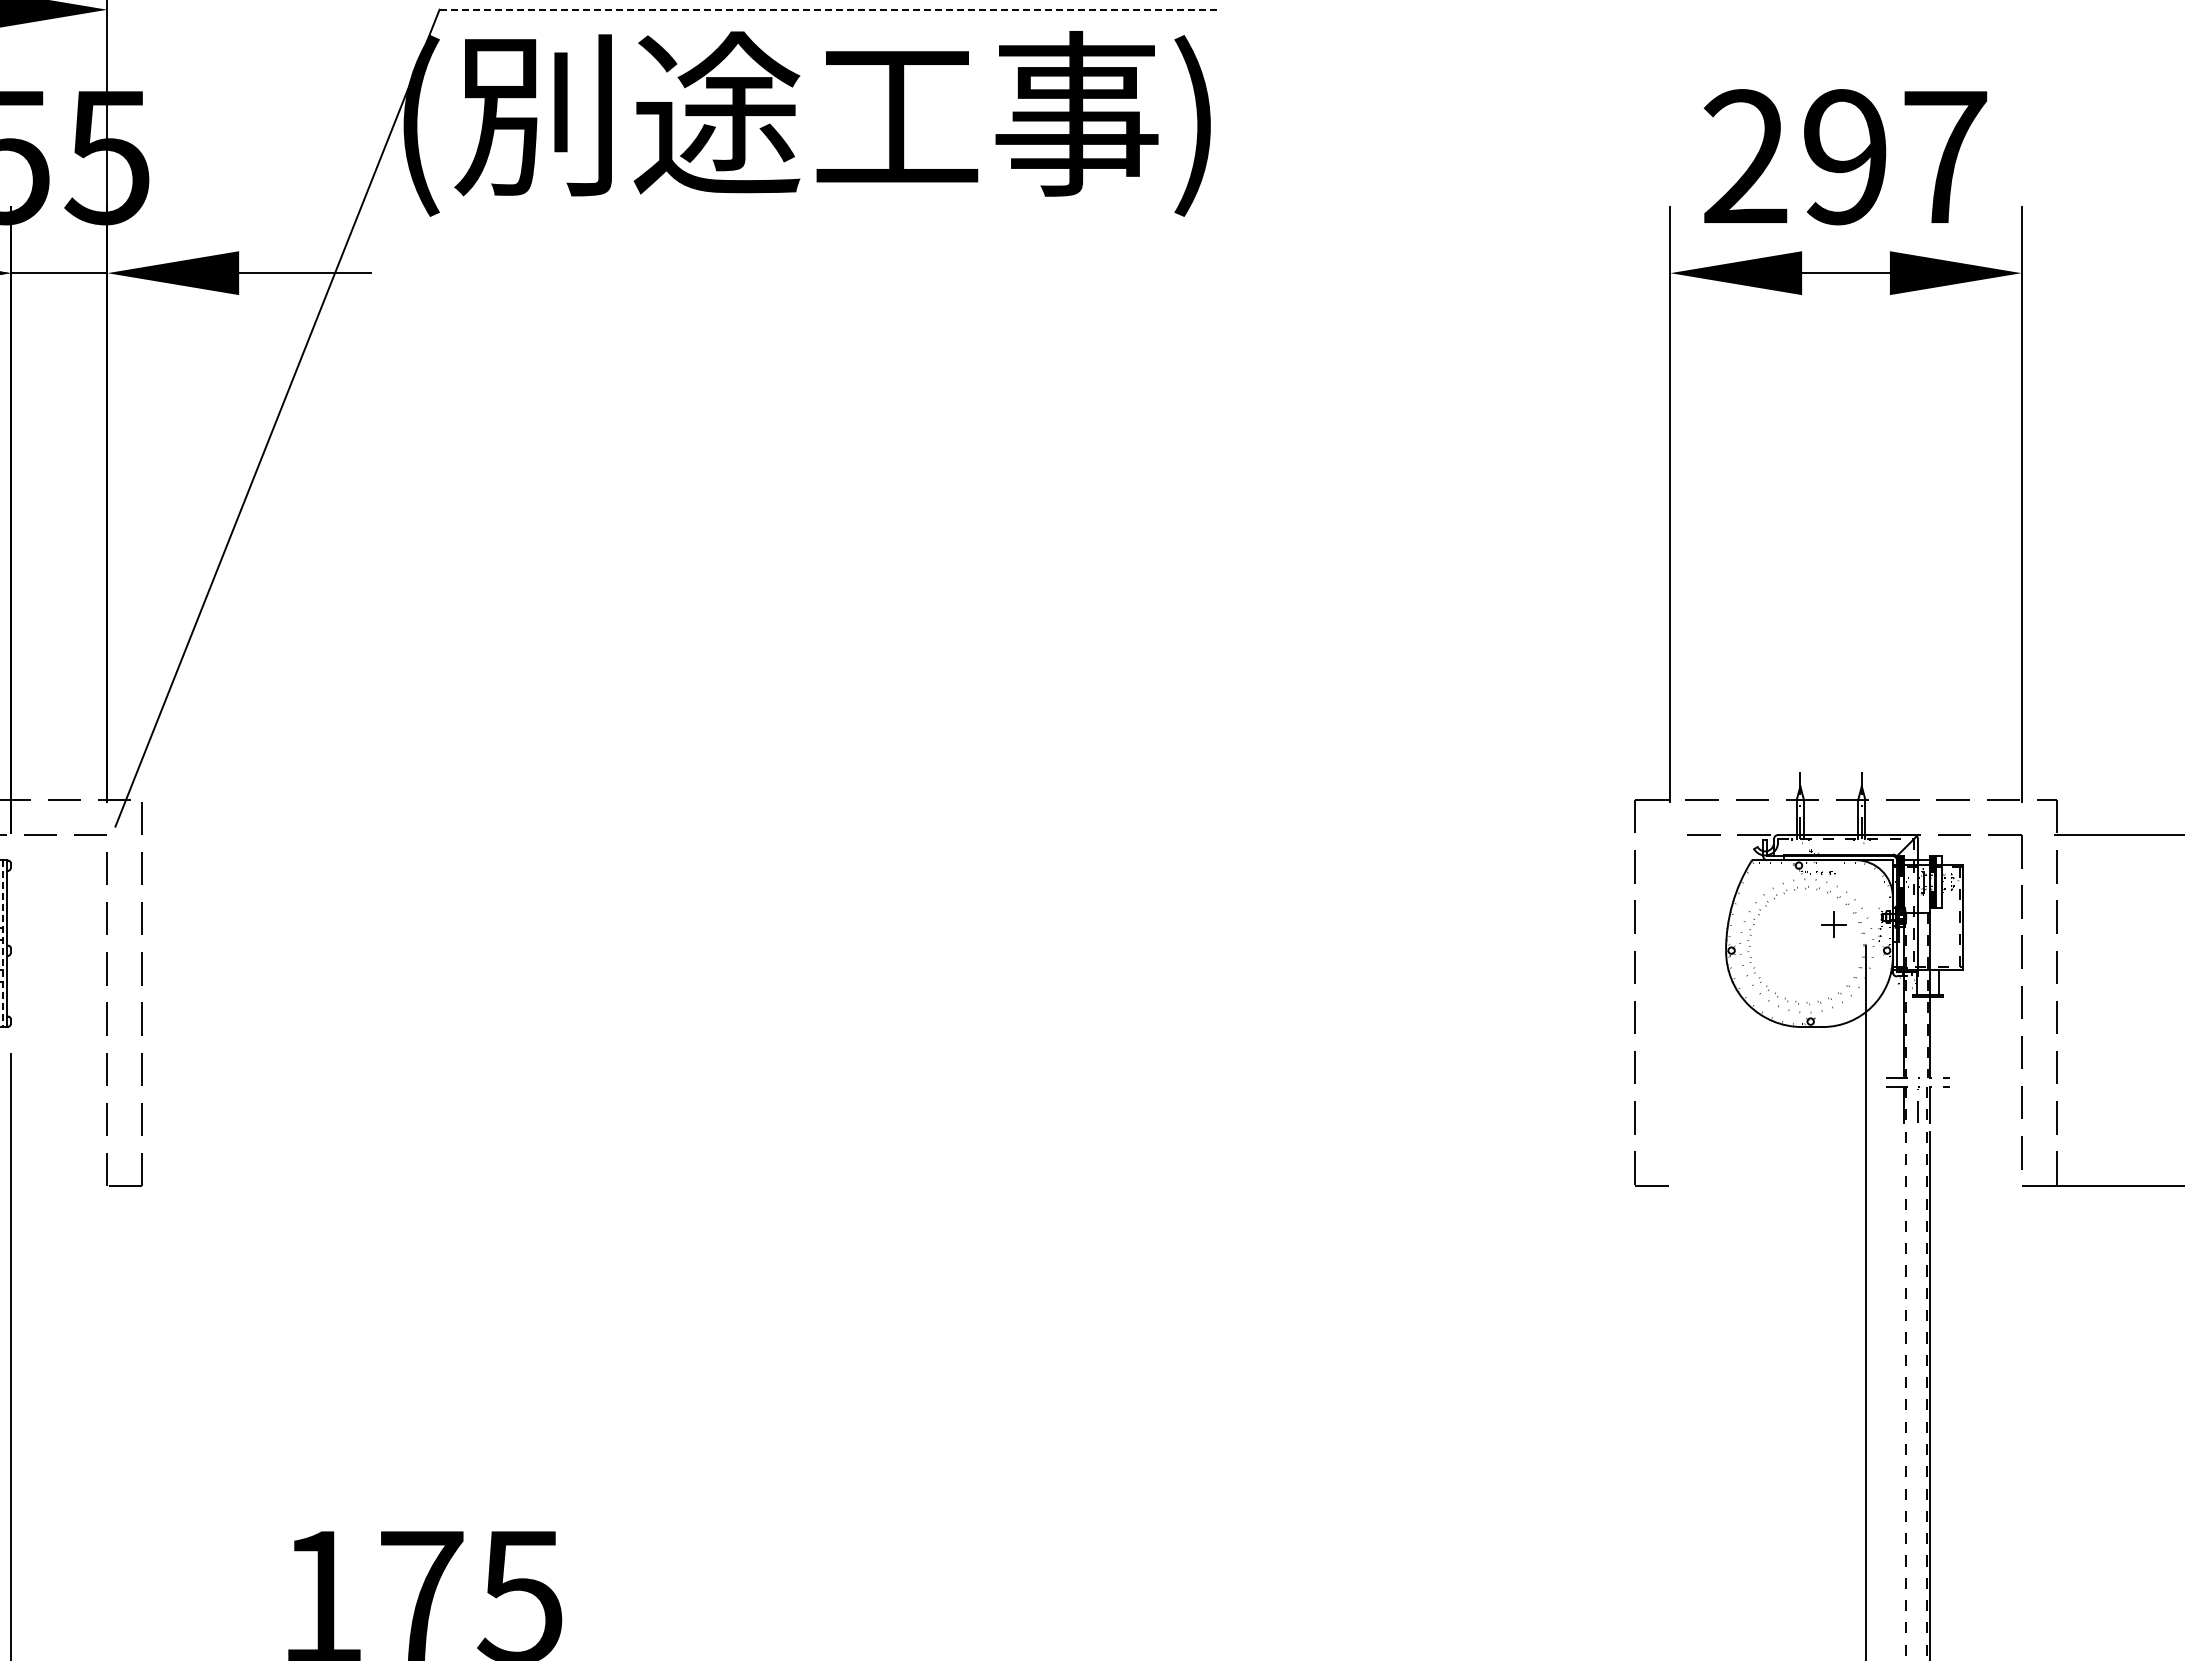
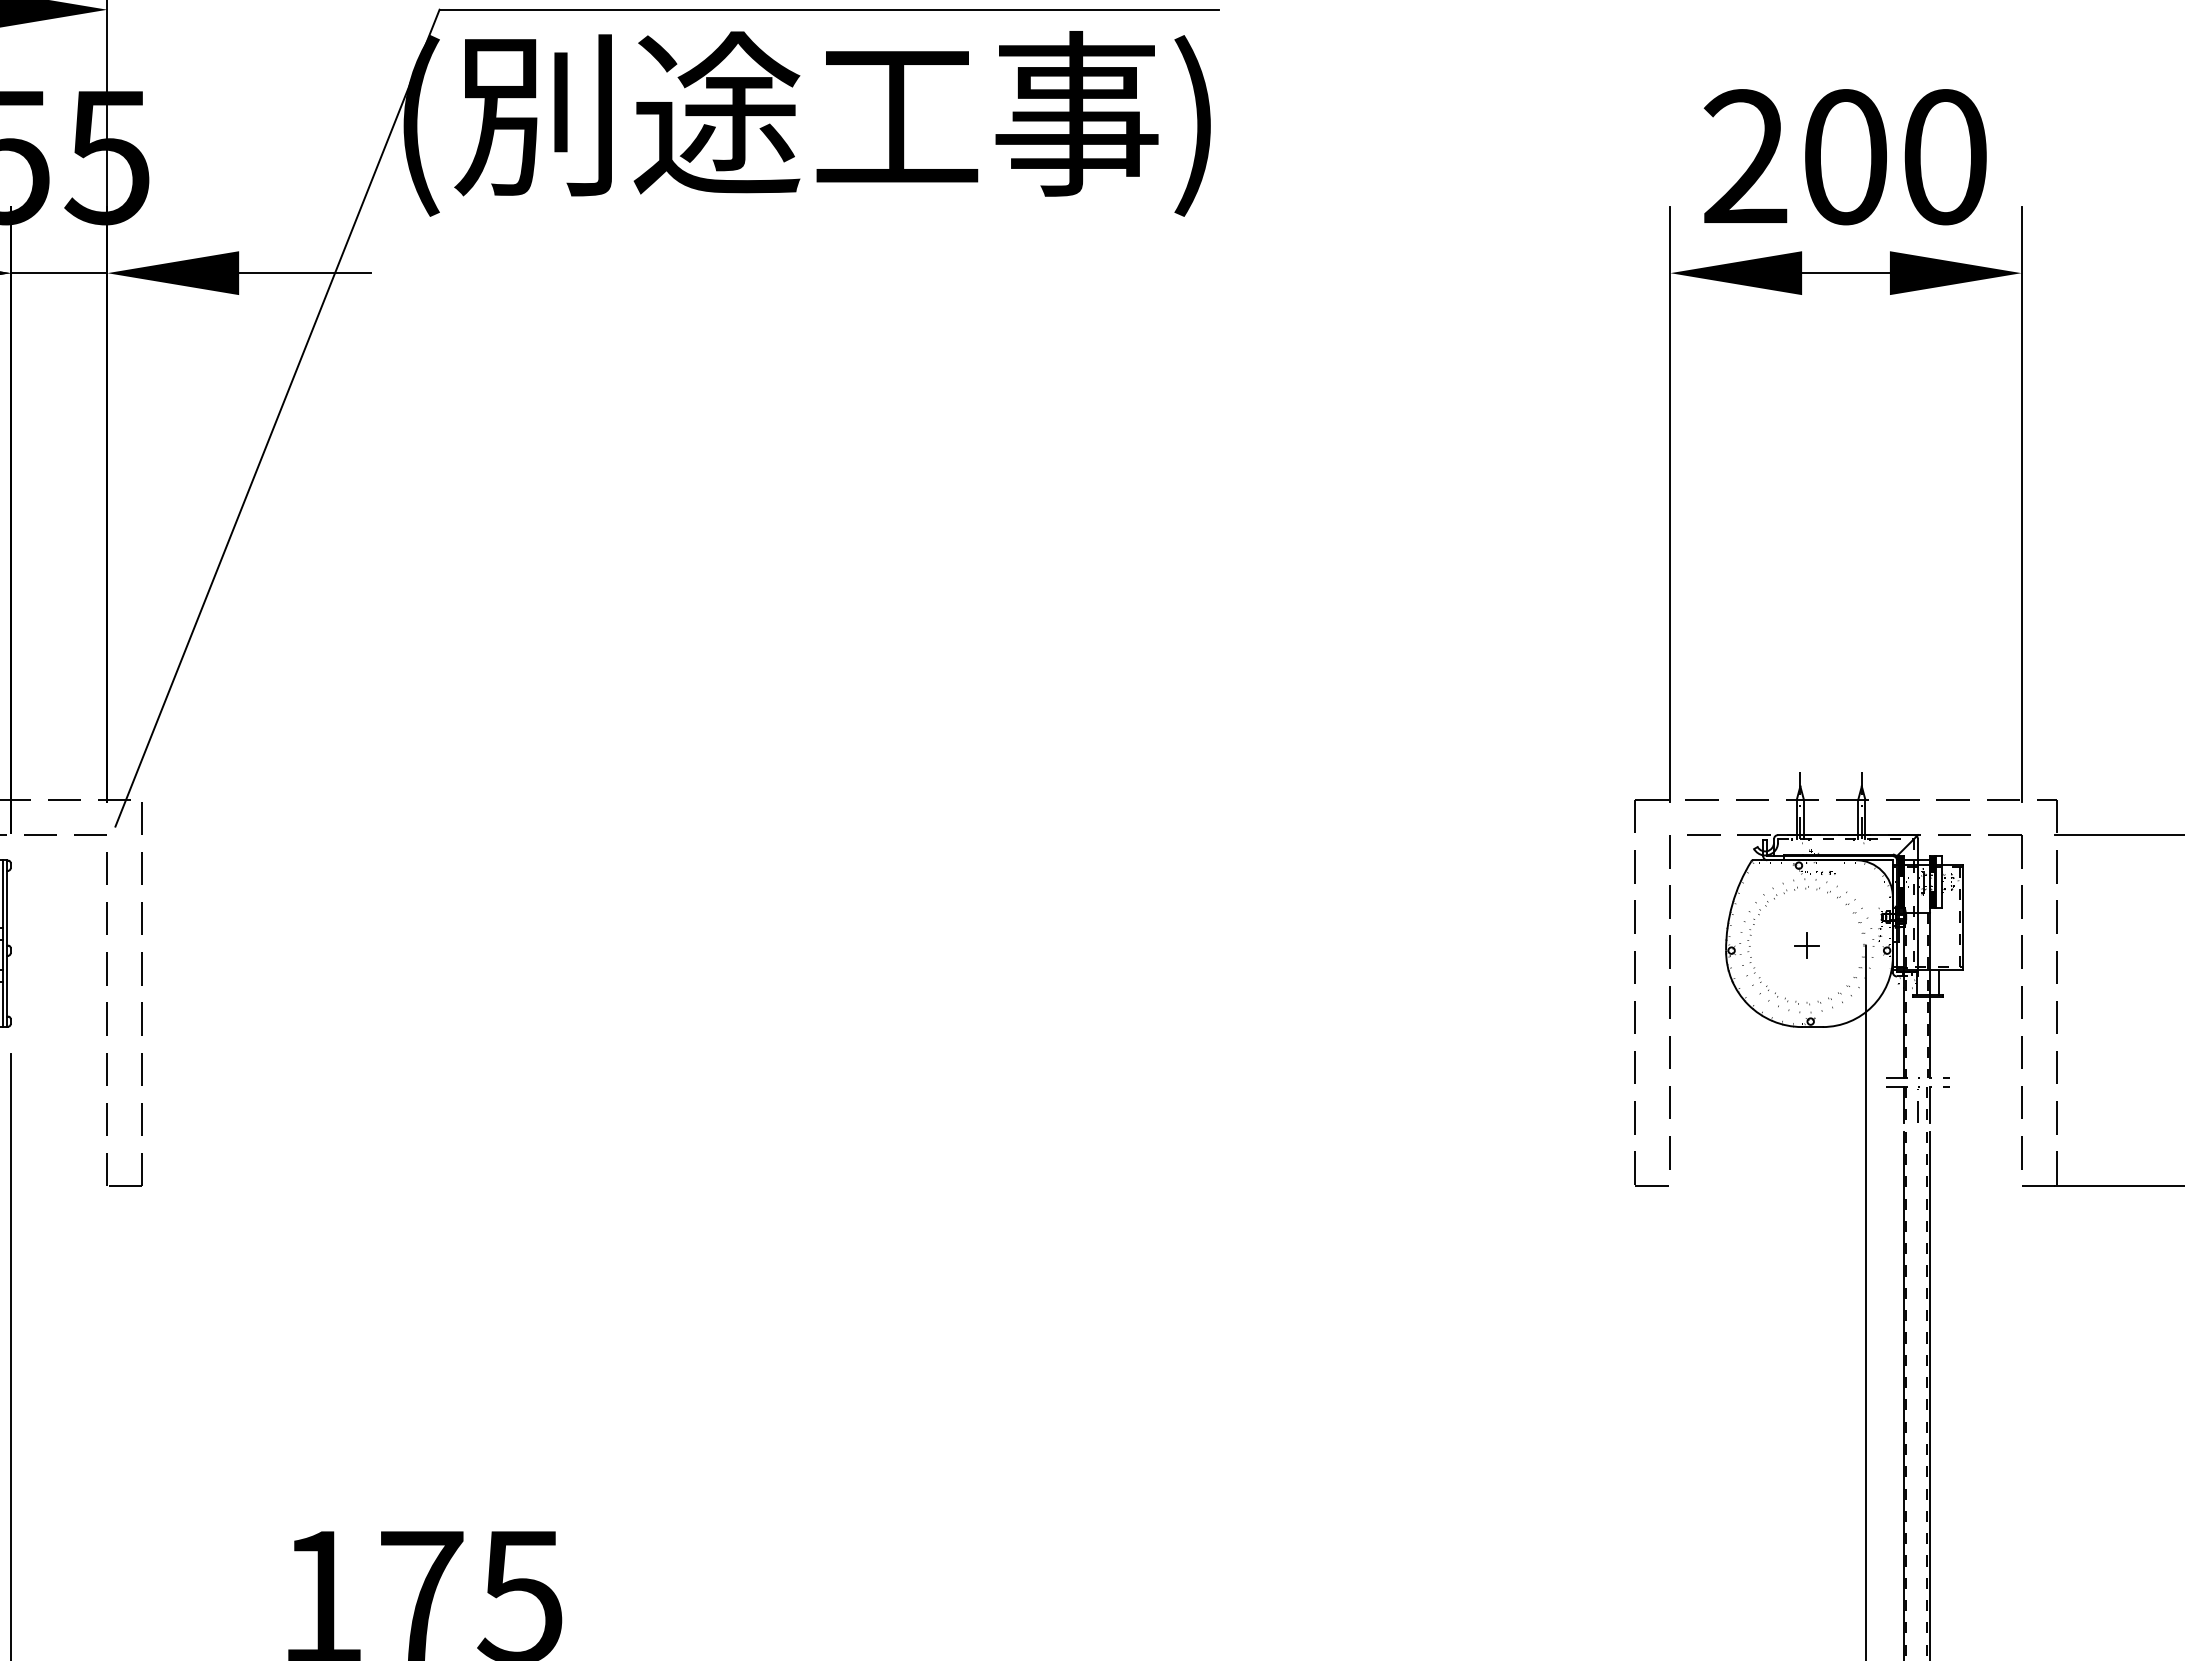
line: dashed -> solid (829, 9)
text: 297 -> 200 (1895, 157)
part position: (1833, 924) -> (1806, 945) (1806, 945)
line: dashed -> solid (2, 944)
line: none -> present (1669, 1002)
line: none -> present (1903, 1394)
